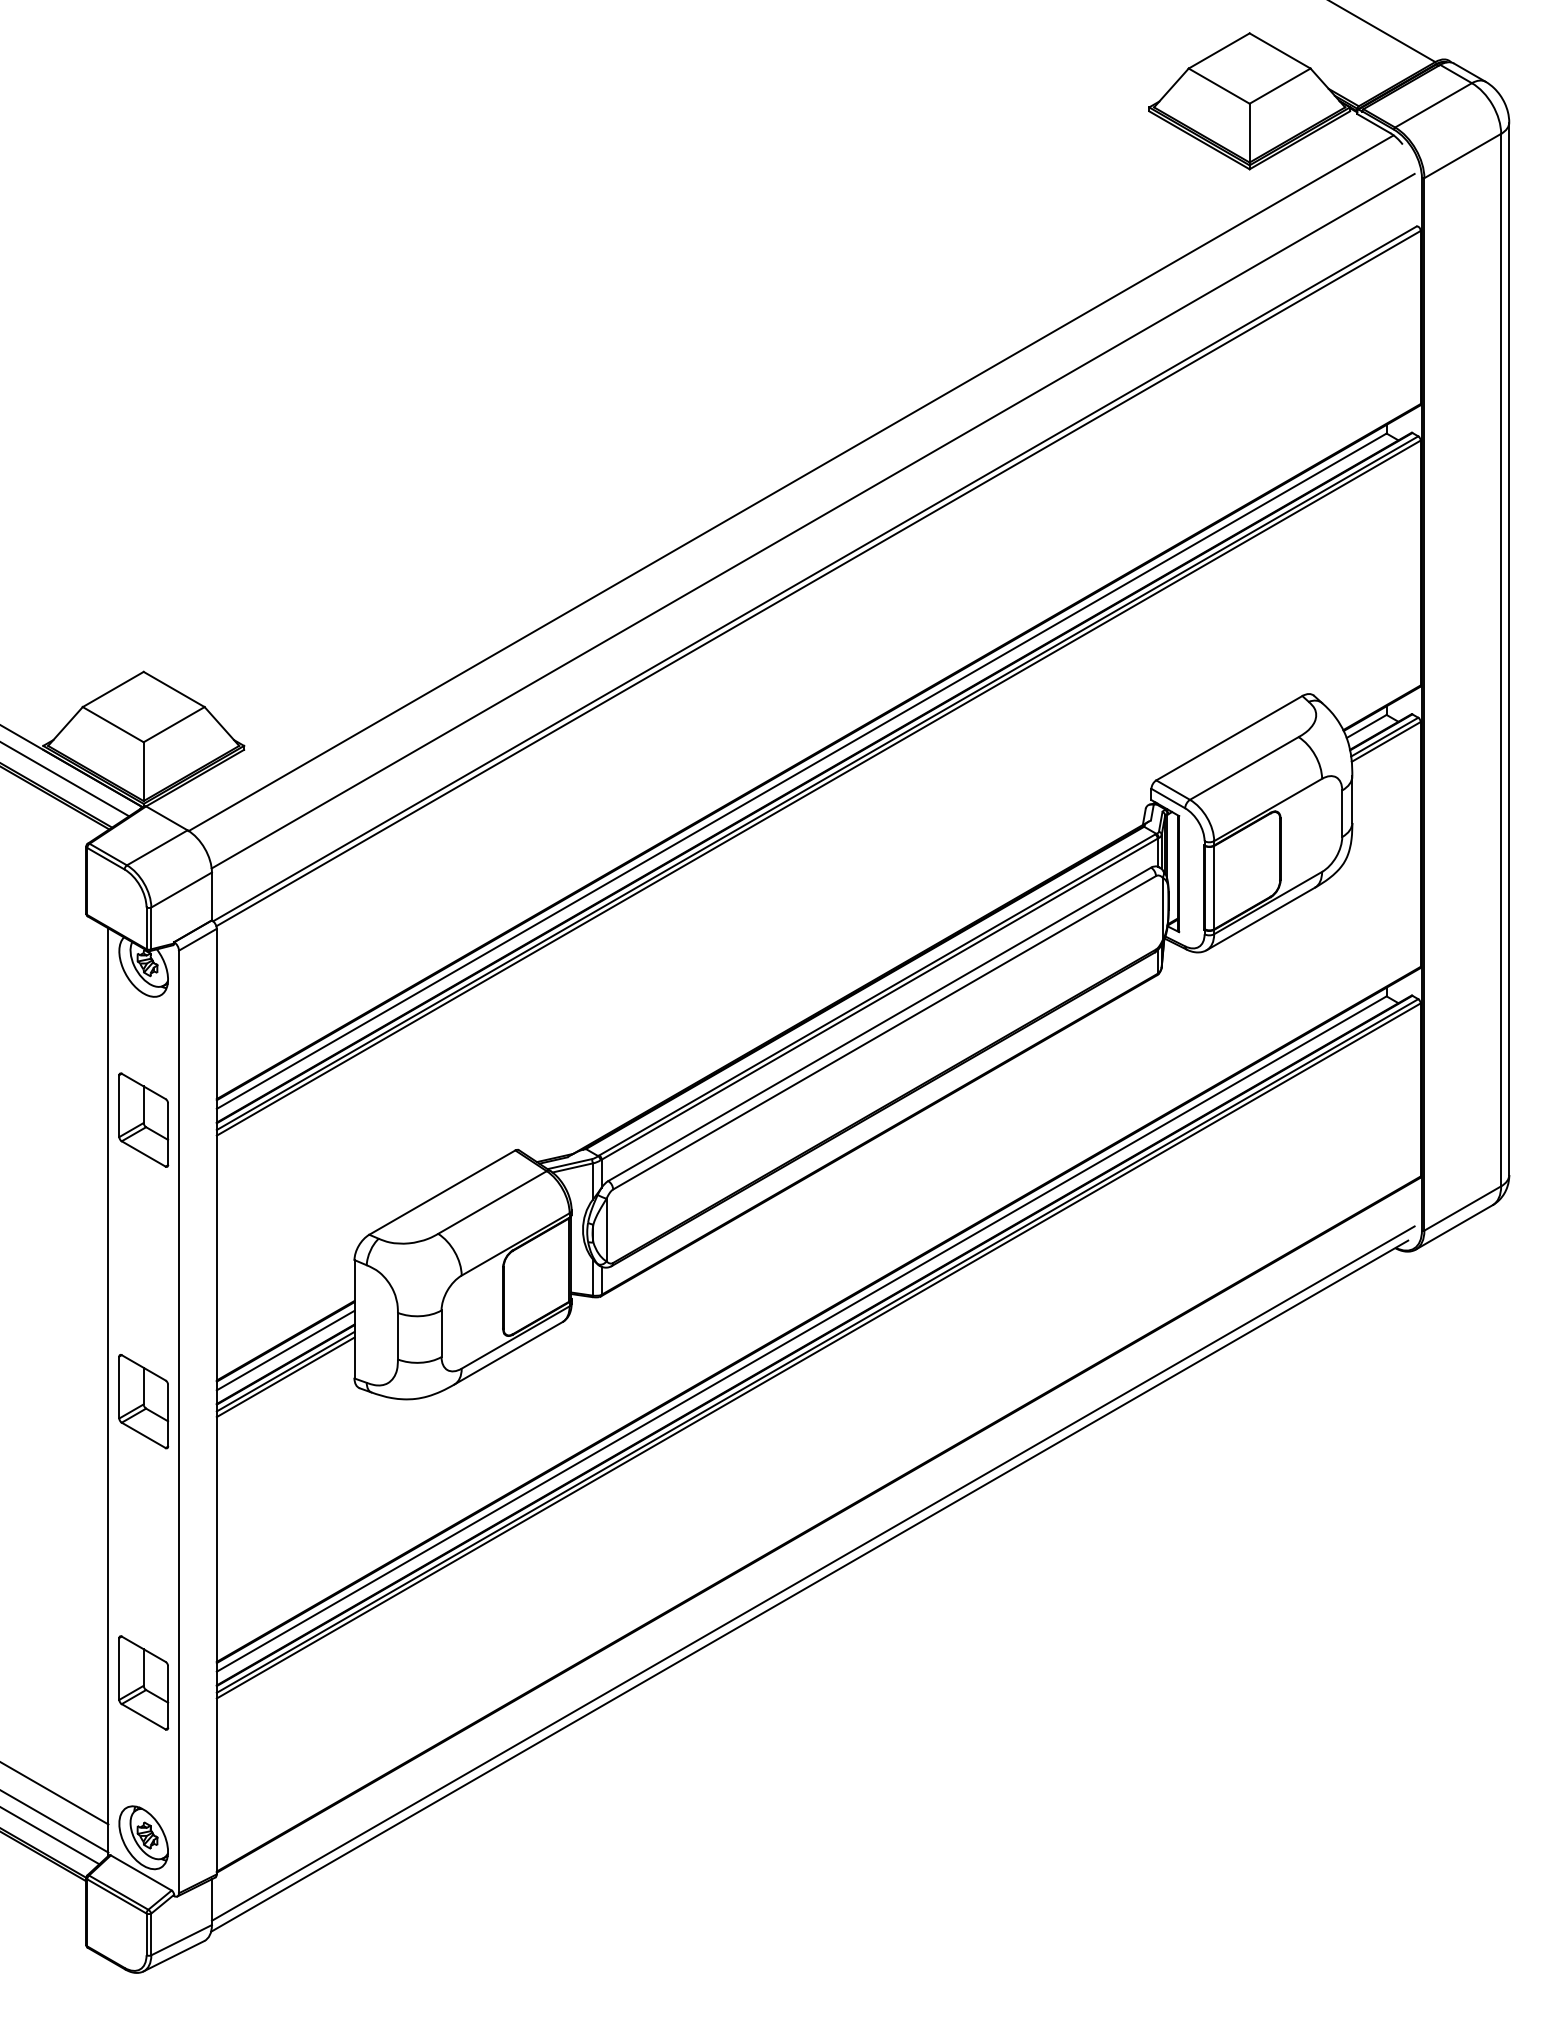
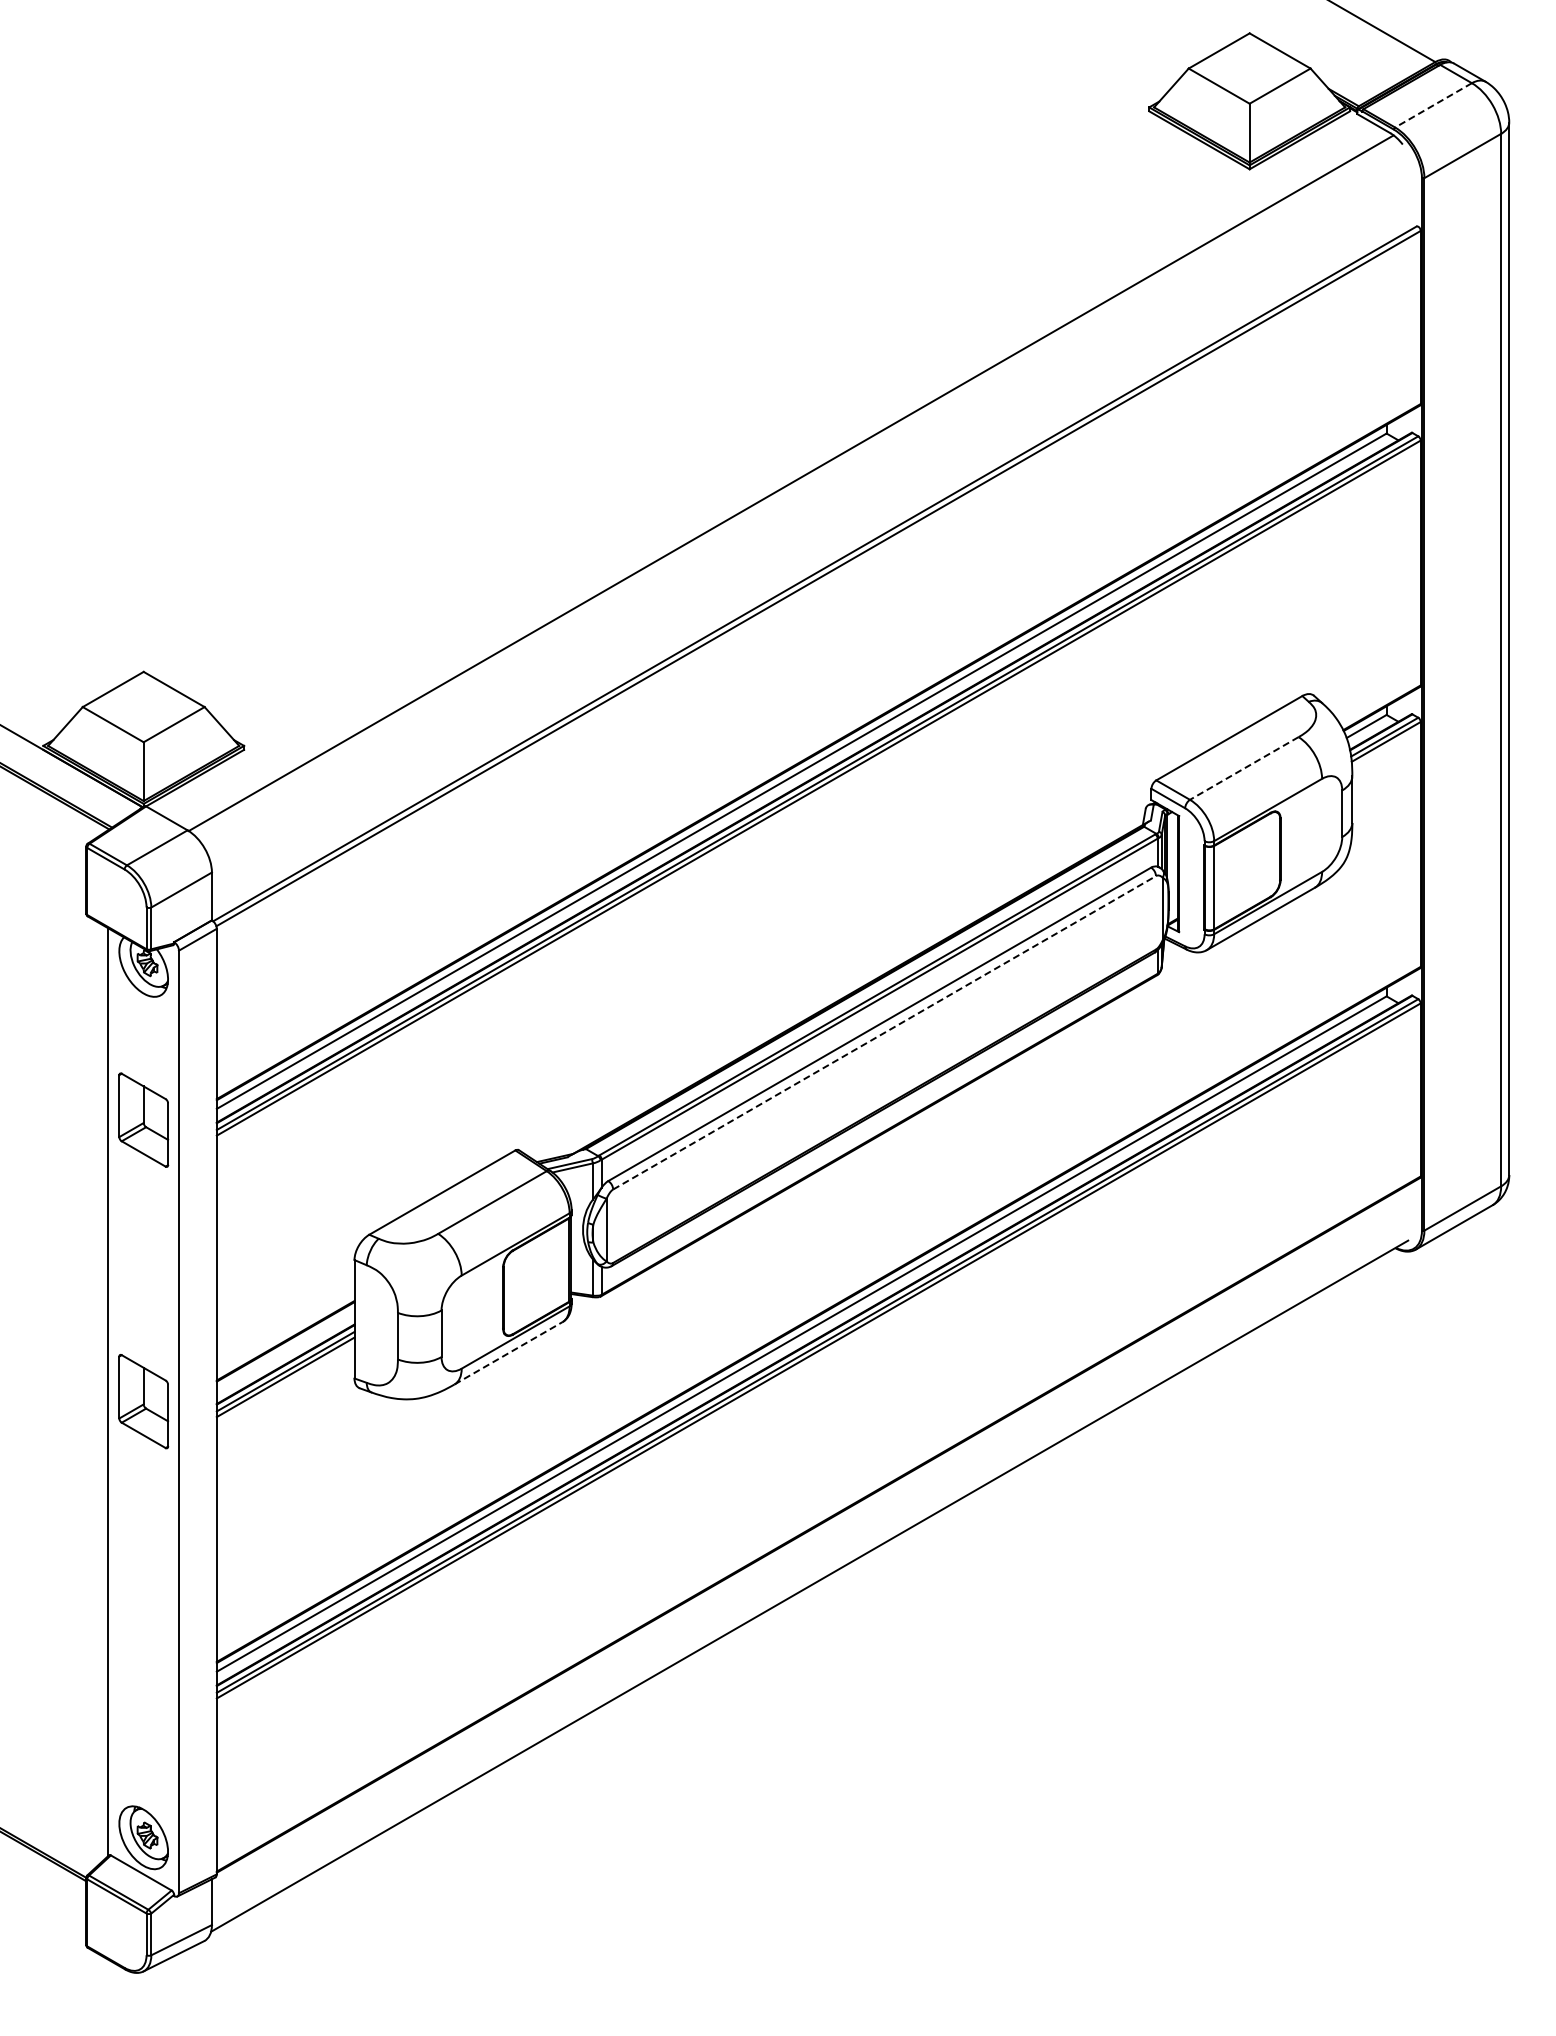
line: solid -> dashed (1433, 105)
line: present -> none (812, 520)
line: solid -> dashed (1244, 768)
line: present -> none (65, 779)
line: solid -> dashed (885, 1032)
line: present -> none (285, 1350)
line: solid -> dashed (509, 1352)
line: present -> none (812, 1573)
part: present -> none (143, 1682)
line: present -> none (55, 1793)
line: present -> none (55, 1821)
line: present -> none (50, 1836)
